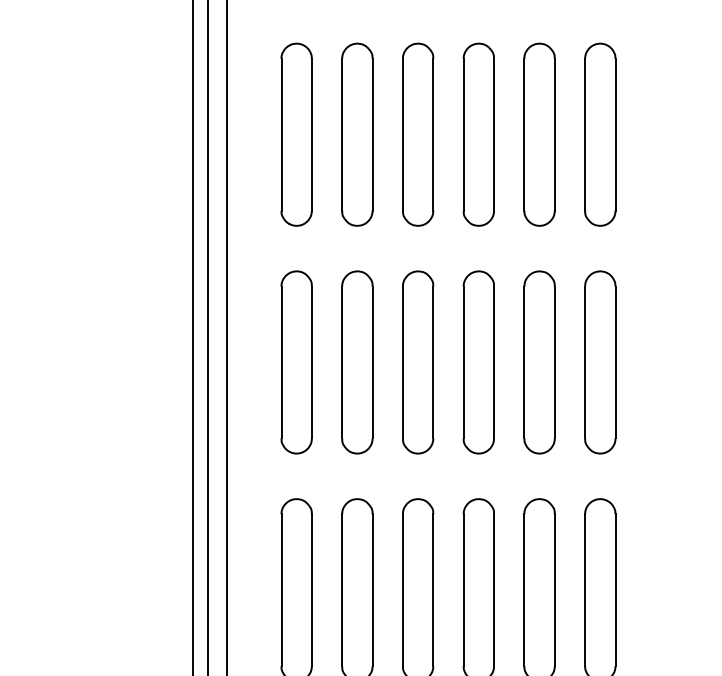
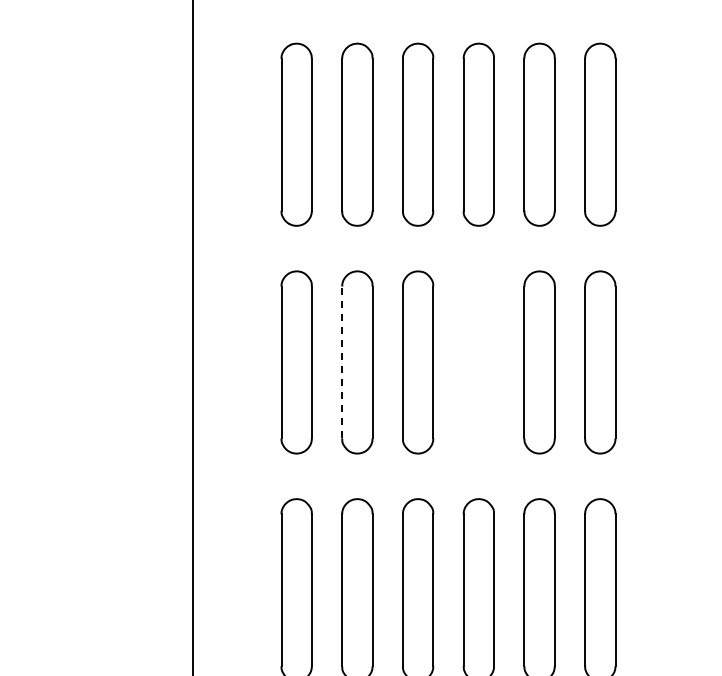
line: present -> none (208, 337)
line: present -> none (226, 337)
line: solid -> dashed (342, 362)
part: present -> none (478, 362)
